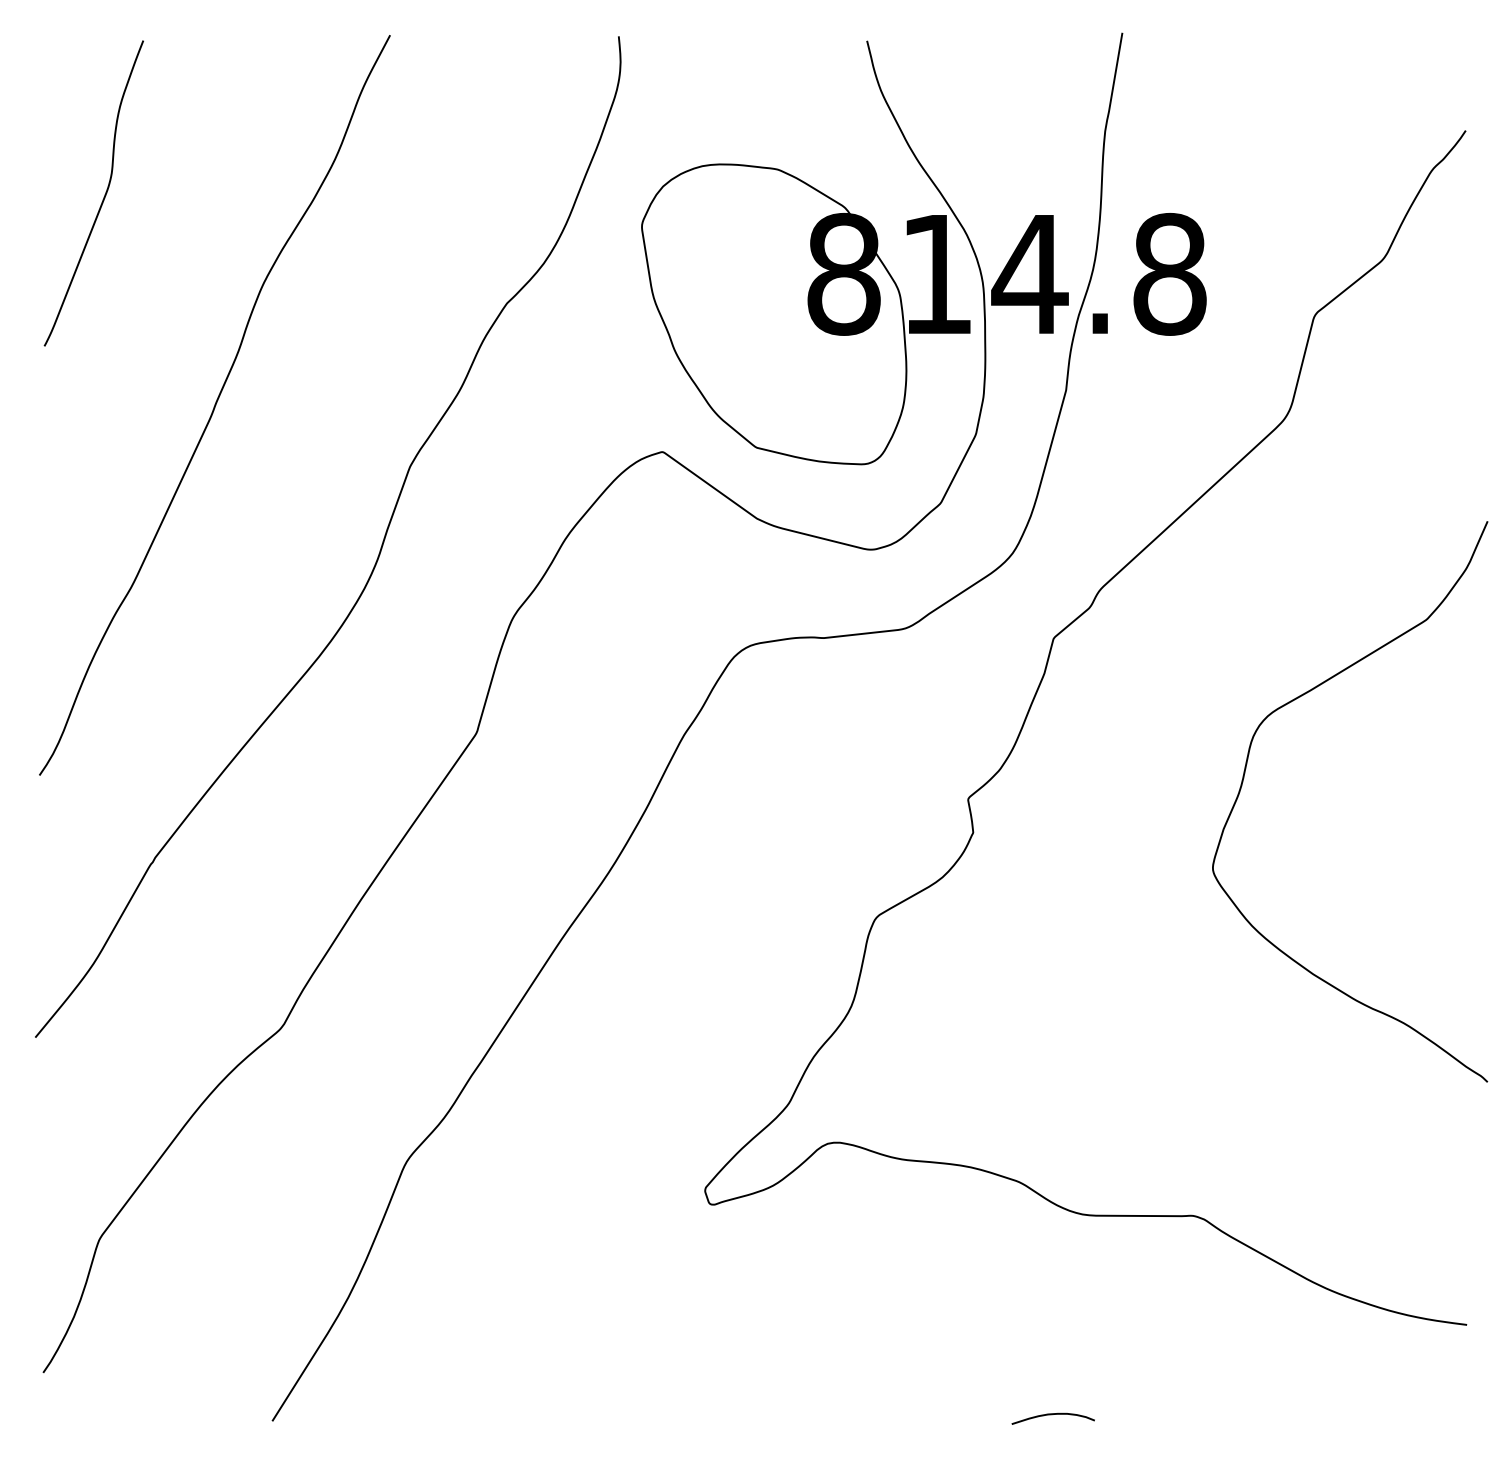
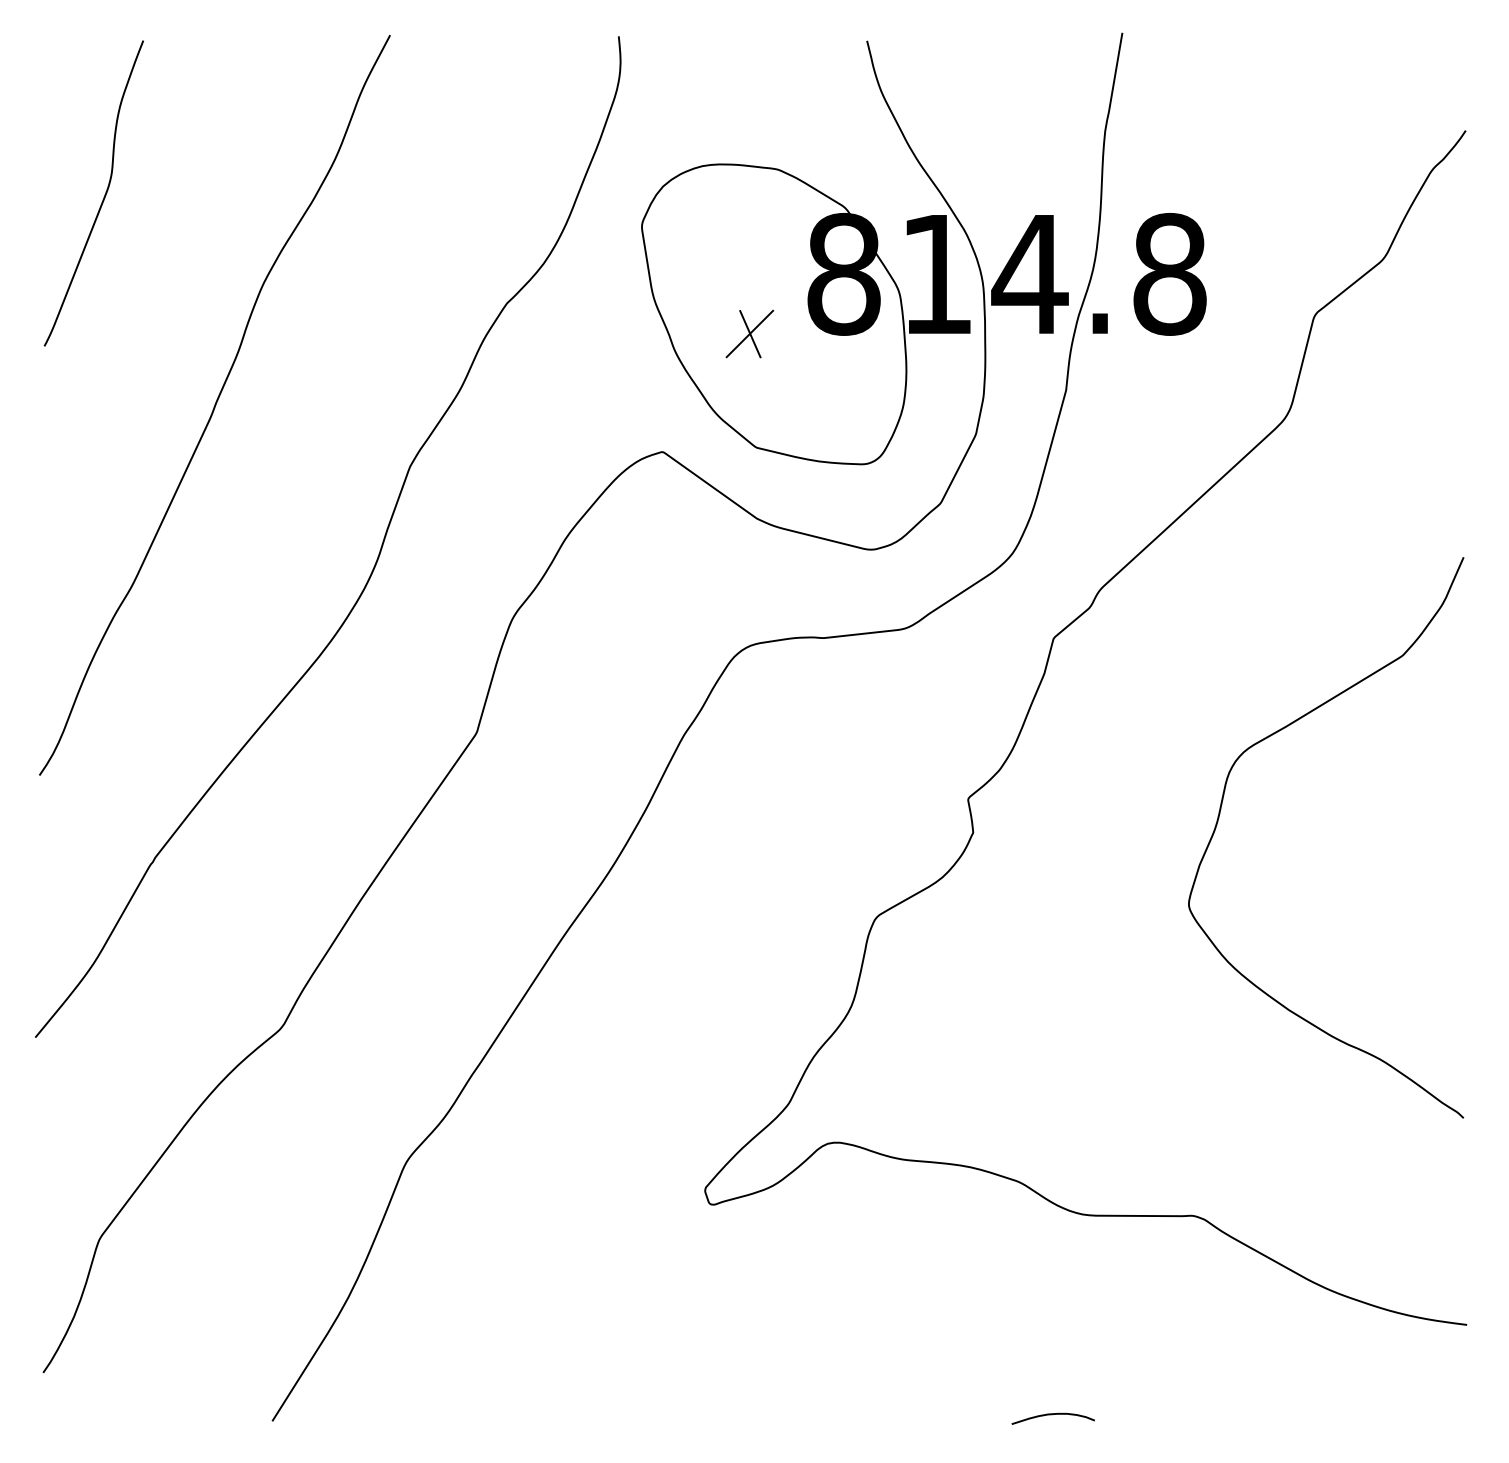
part: none -> present (749, 333)
curve position: (1244, 778) -> (1220, 814) (1220, 814)
